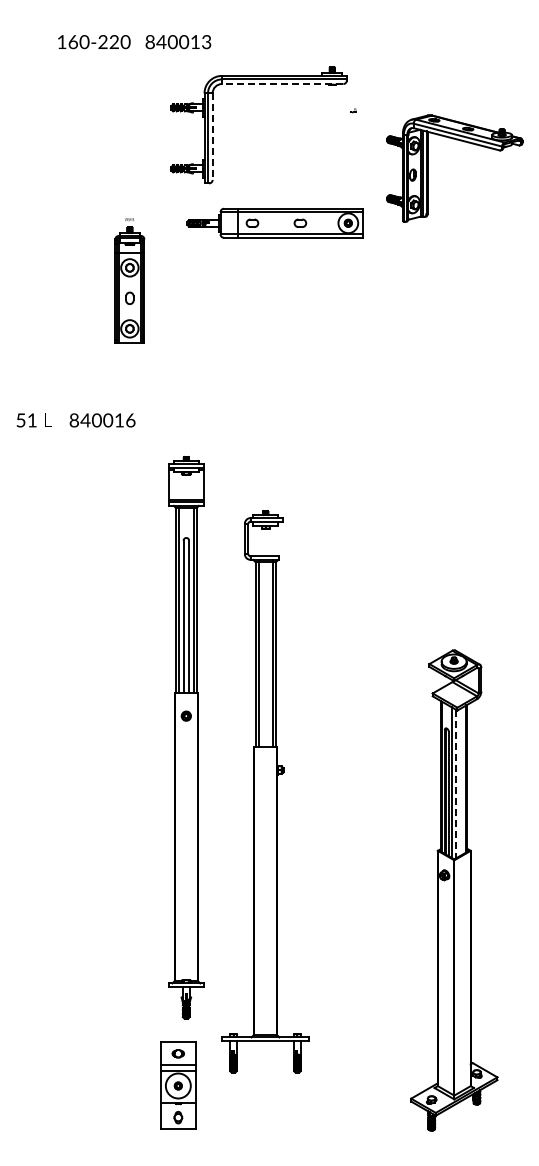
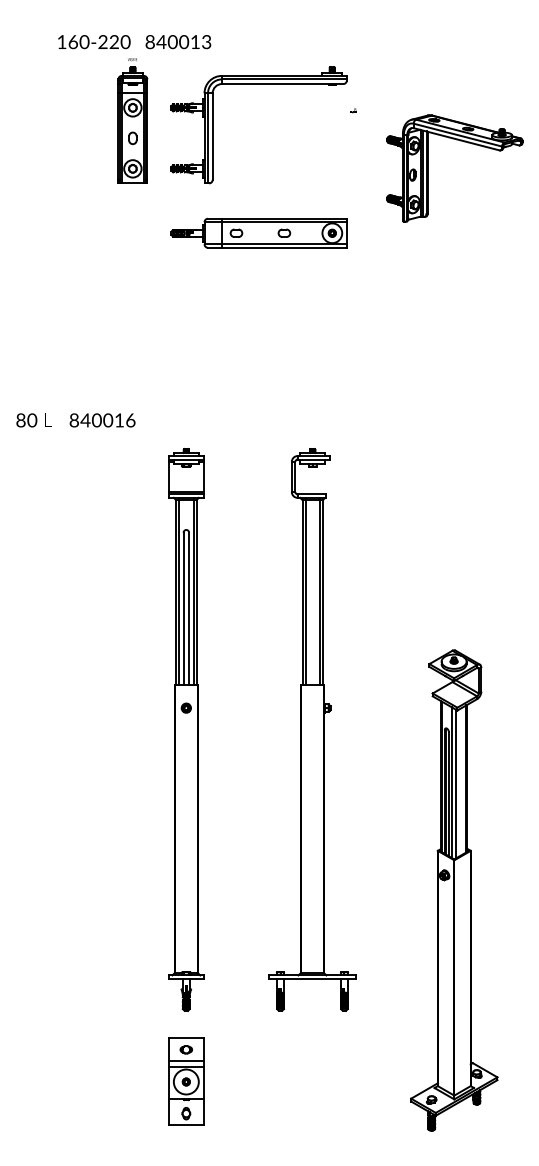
line: dashed -> solid (282, 84)
line: dashed -> solid (212, 137)
part position: (274, 222) -> (258, 232) (258, 232)
part position: (129, 280) -> (132, 120) (132, 120)
text: 51 -> 80 (26, 420)
part position: (186, 737) -> (186, 729) (186, 729)
line: dashed -> solid (456, 784)
part position: (265, 791) -> (312, 729) (312, 729)
part position: (178, 1085) -> (186, 1081) (186, 1081)
